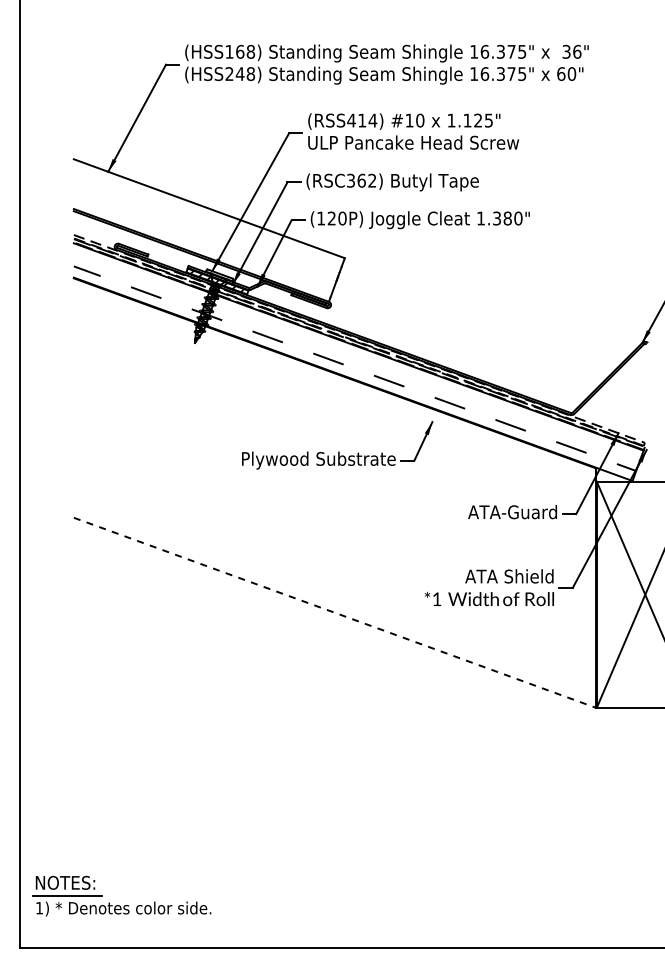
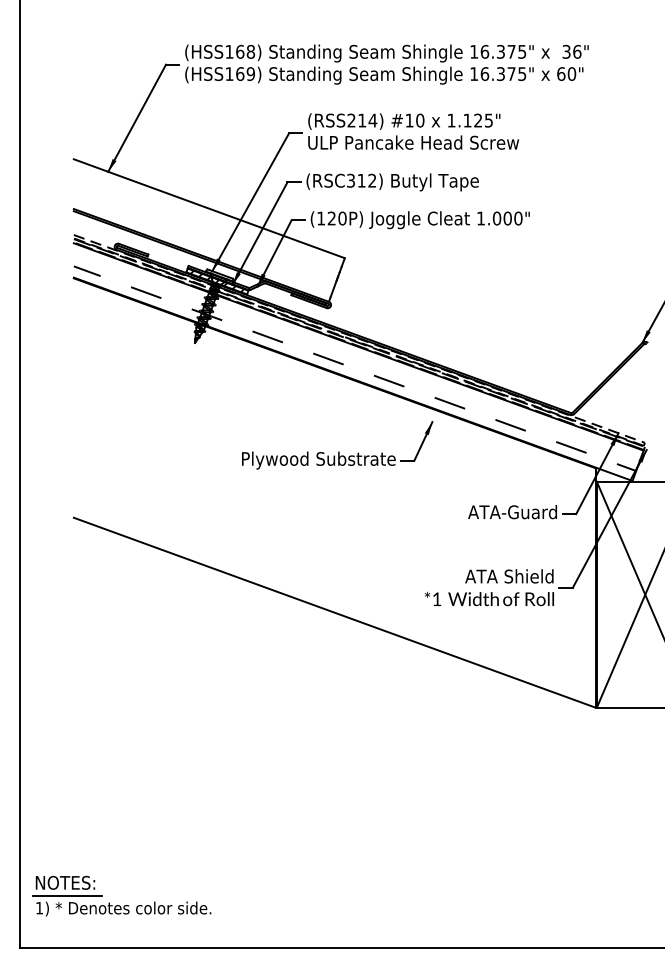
text: (HSS248) -> (HSS169) (240, 74)
text: (RSS414) -> (RSS214) (351, 120)
text: (RSC362) -> (RSC312) (361, 180)
text: 1.380" -> 1.000" (501, 218)
line: dashed -> solid (335, 612)
